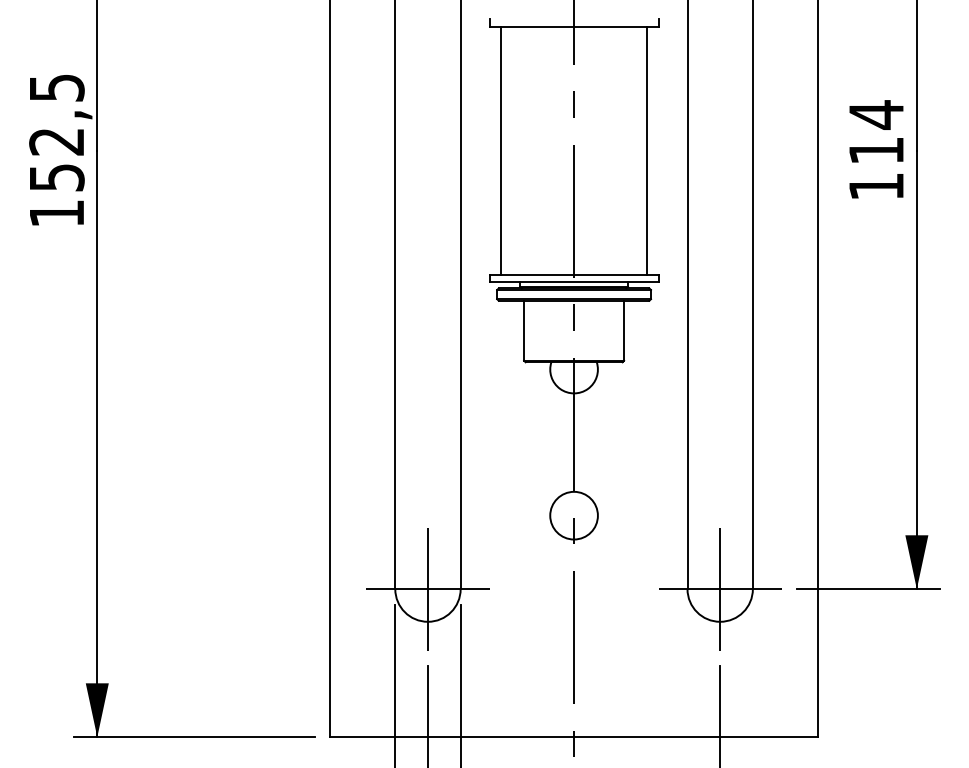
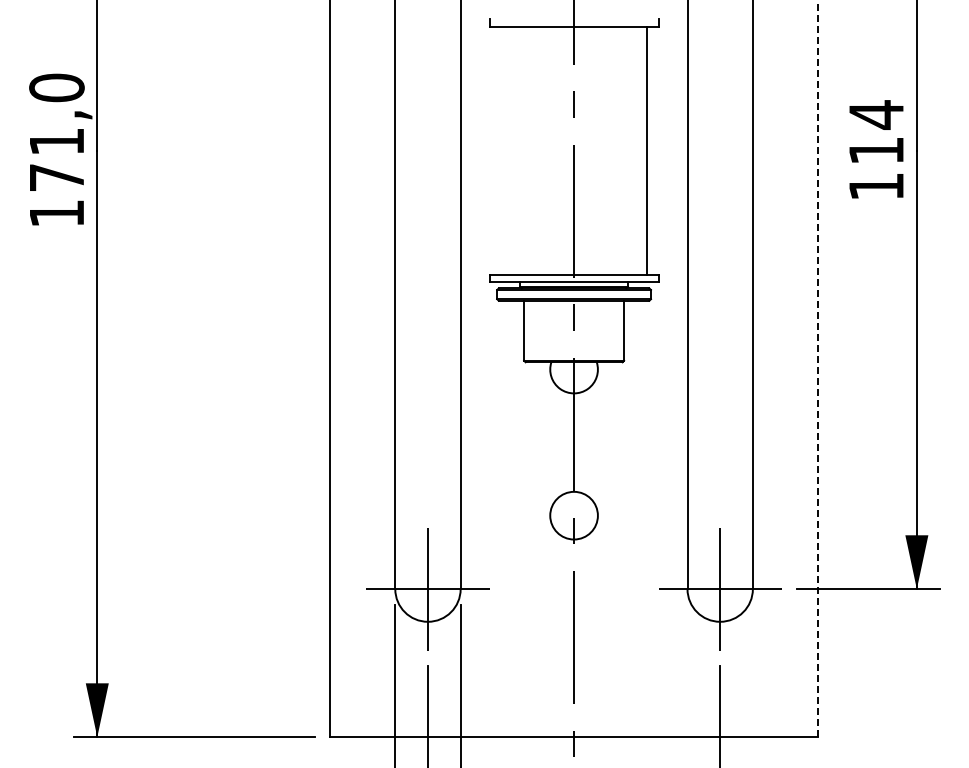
text: 152,5 -> 171,0 (56, 132)
line: present -> none (501, 150)
line: solid -> dashed (818, 369)
